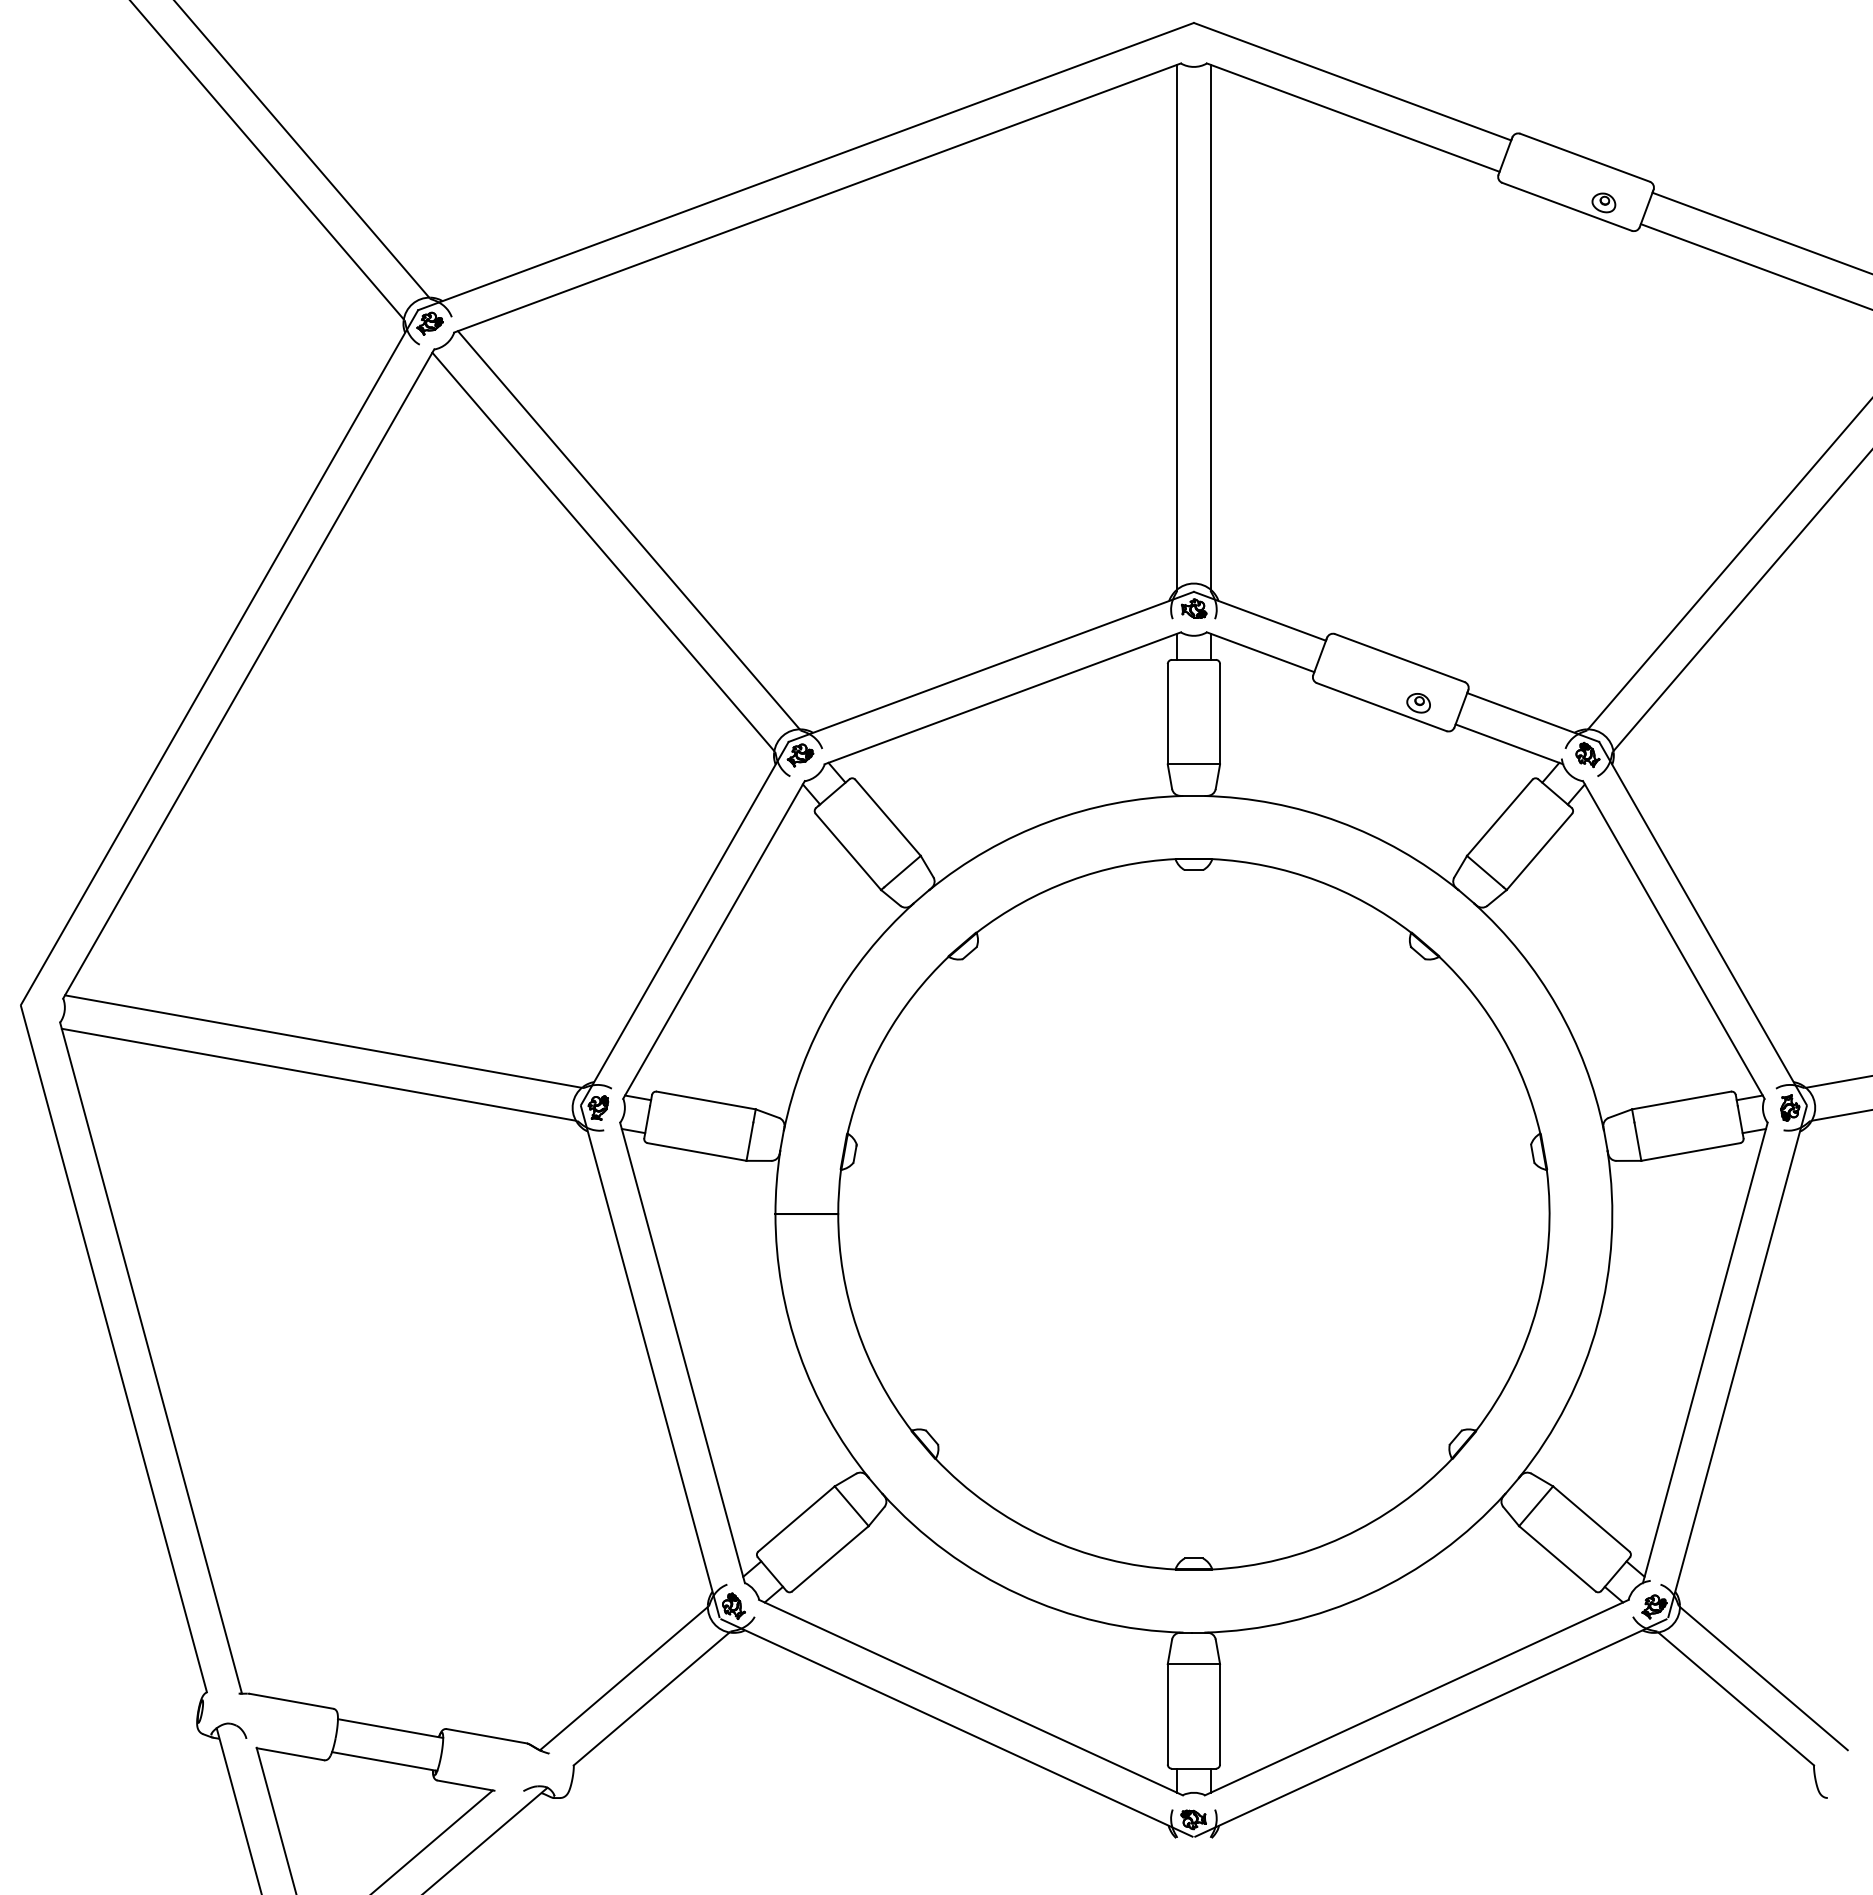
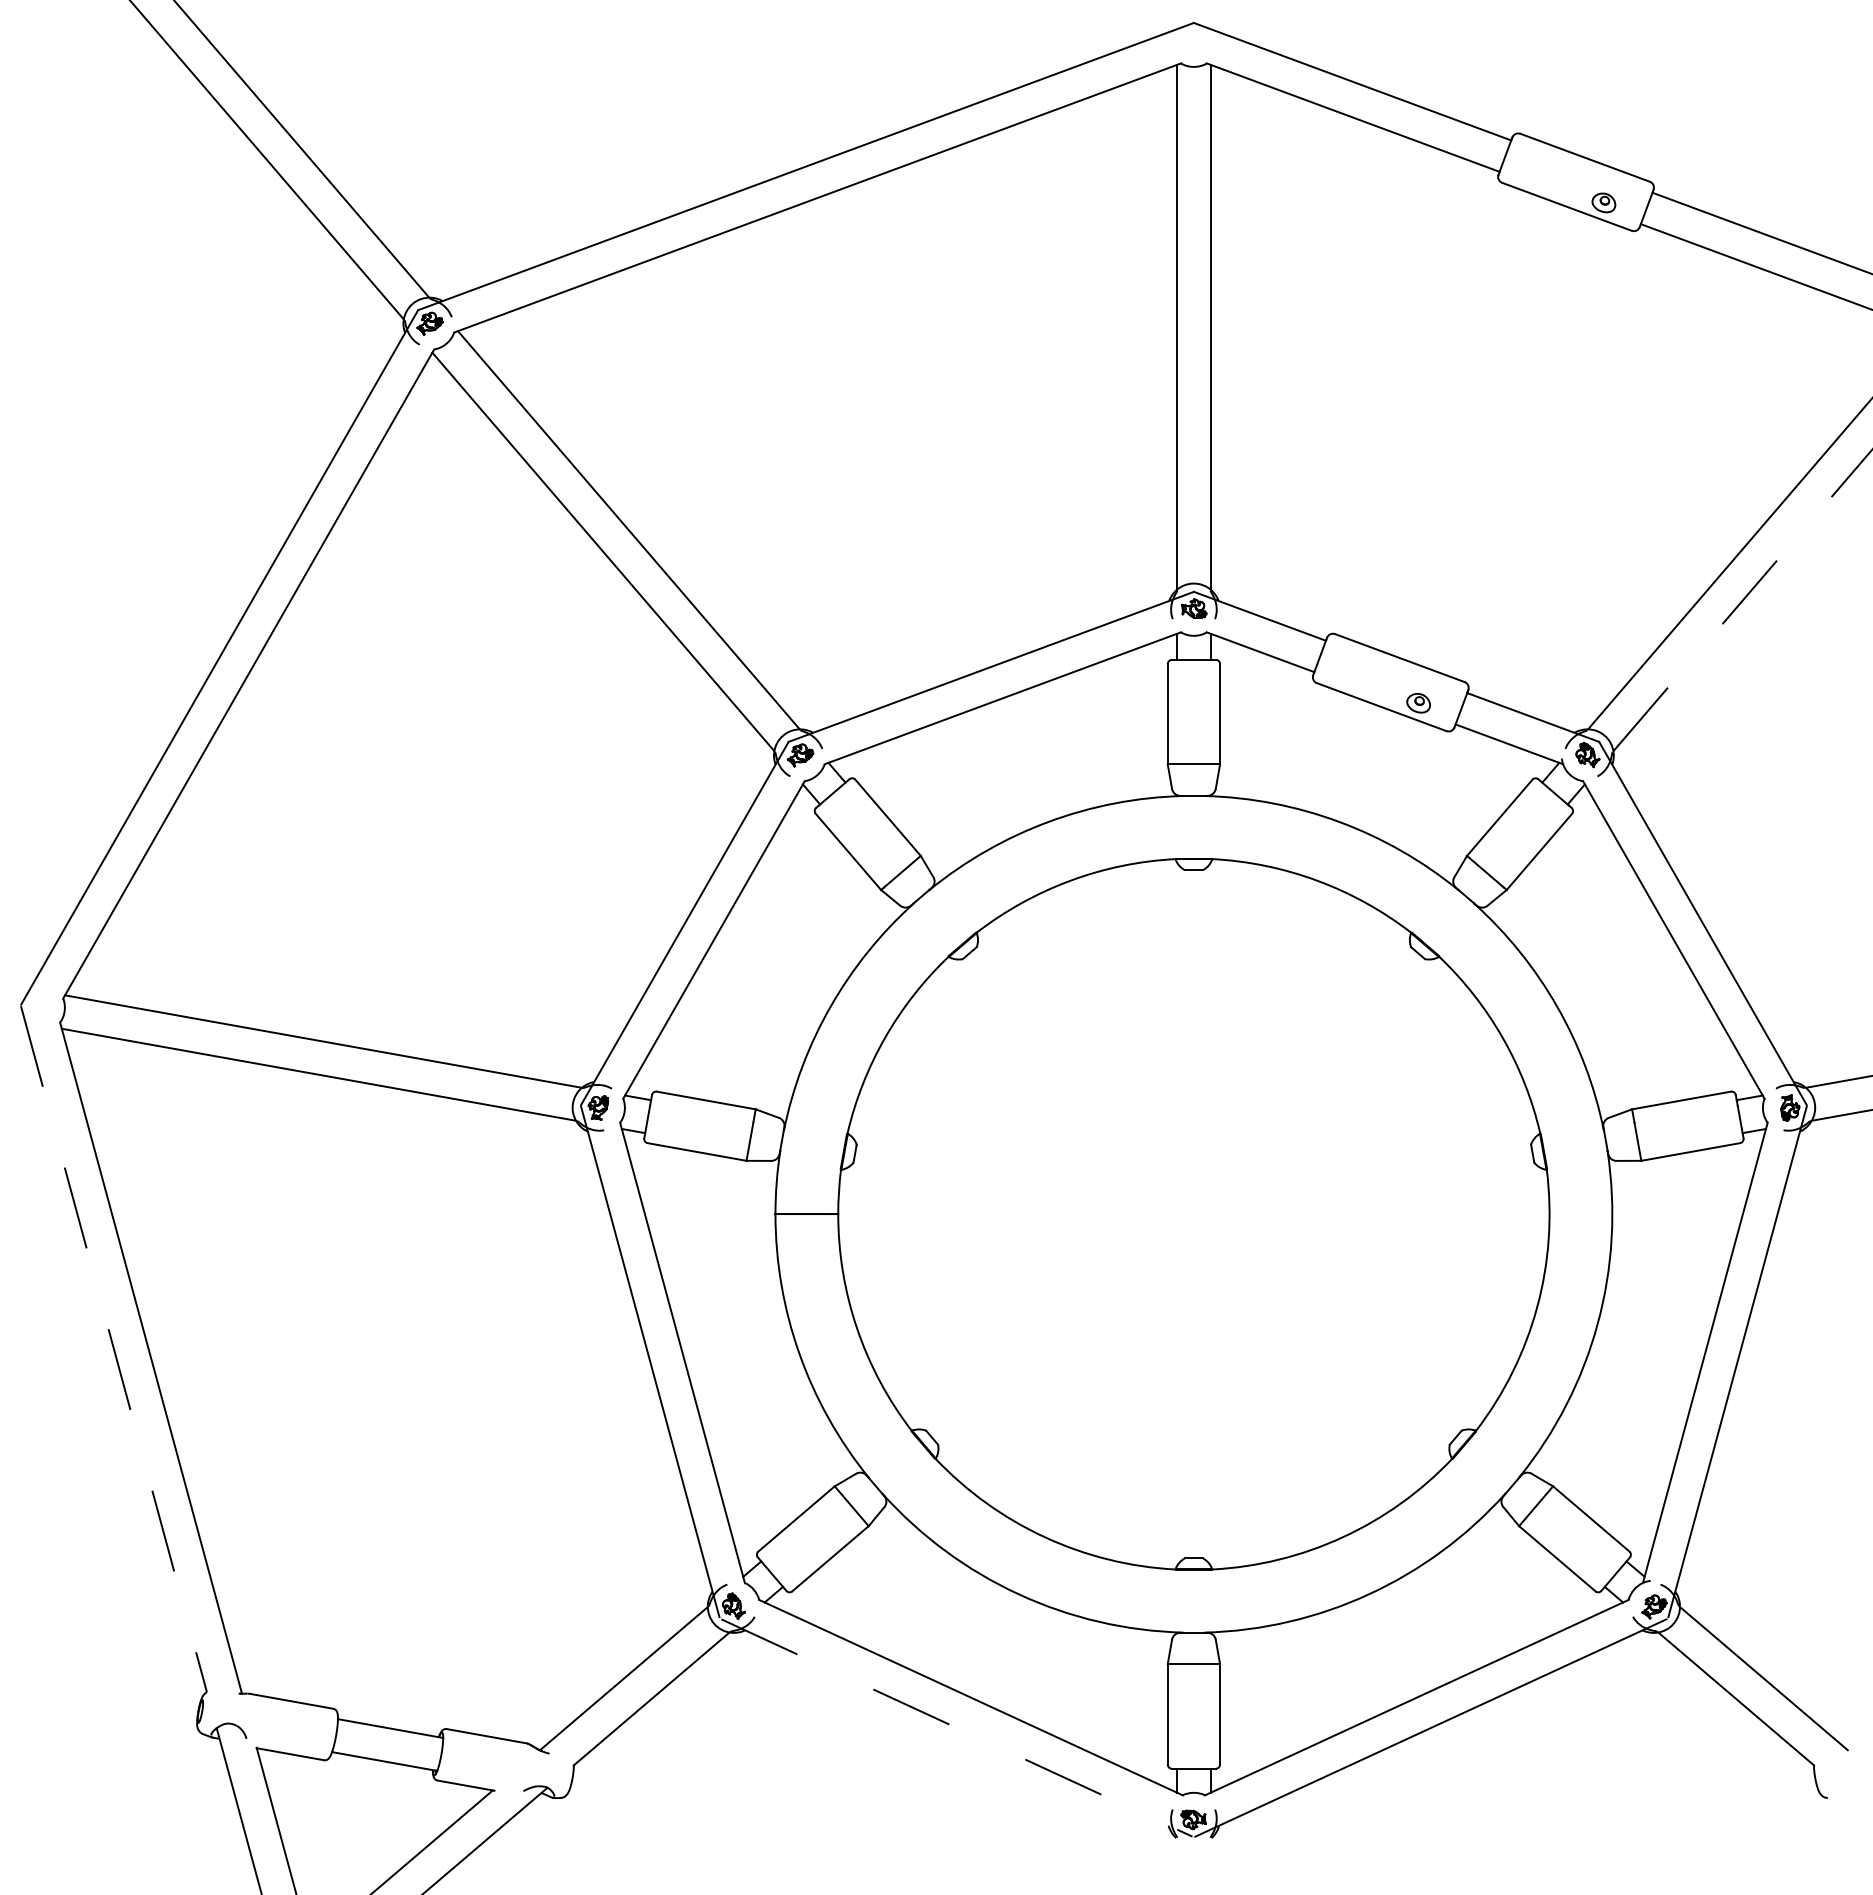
line: solid -> dashed (1743, 599)
line: solid -> dashed (114, 1349)
line: solid -> dashed (957, 1728)
